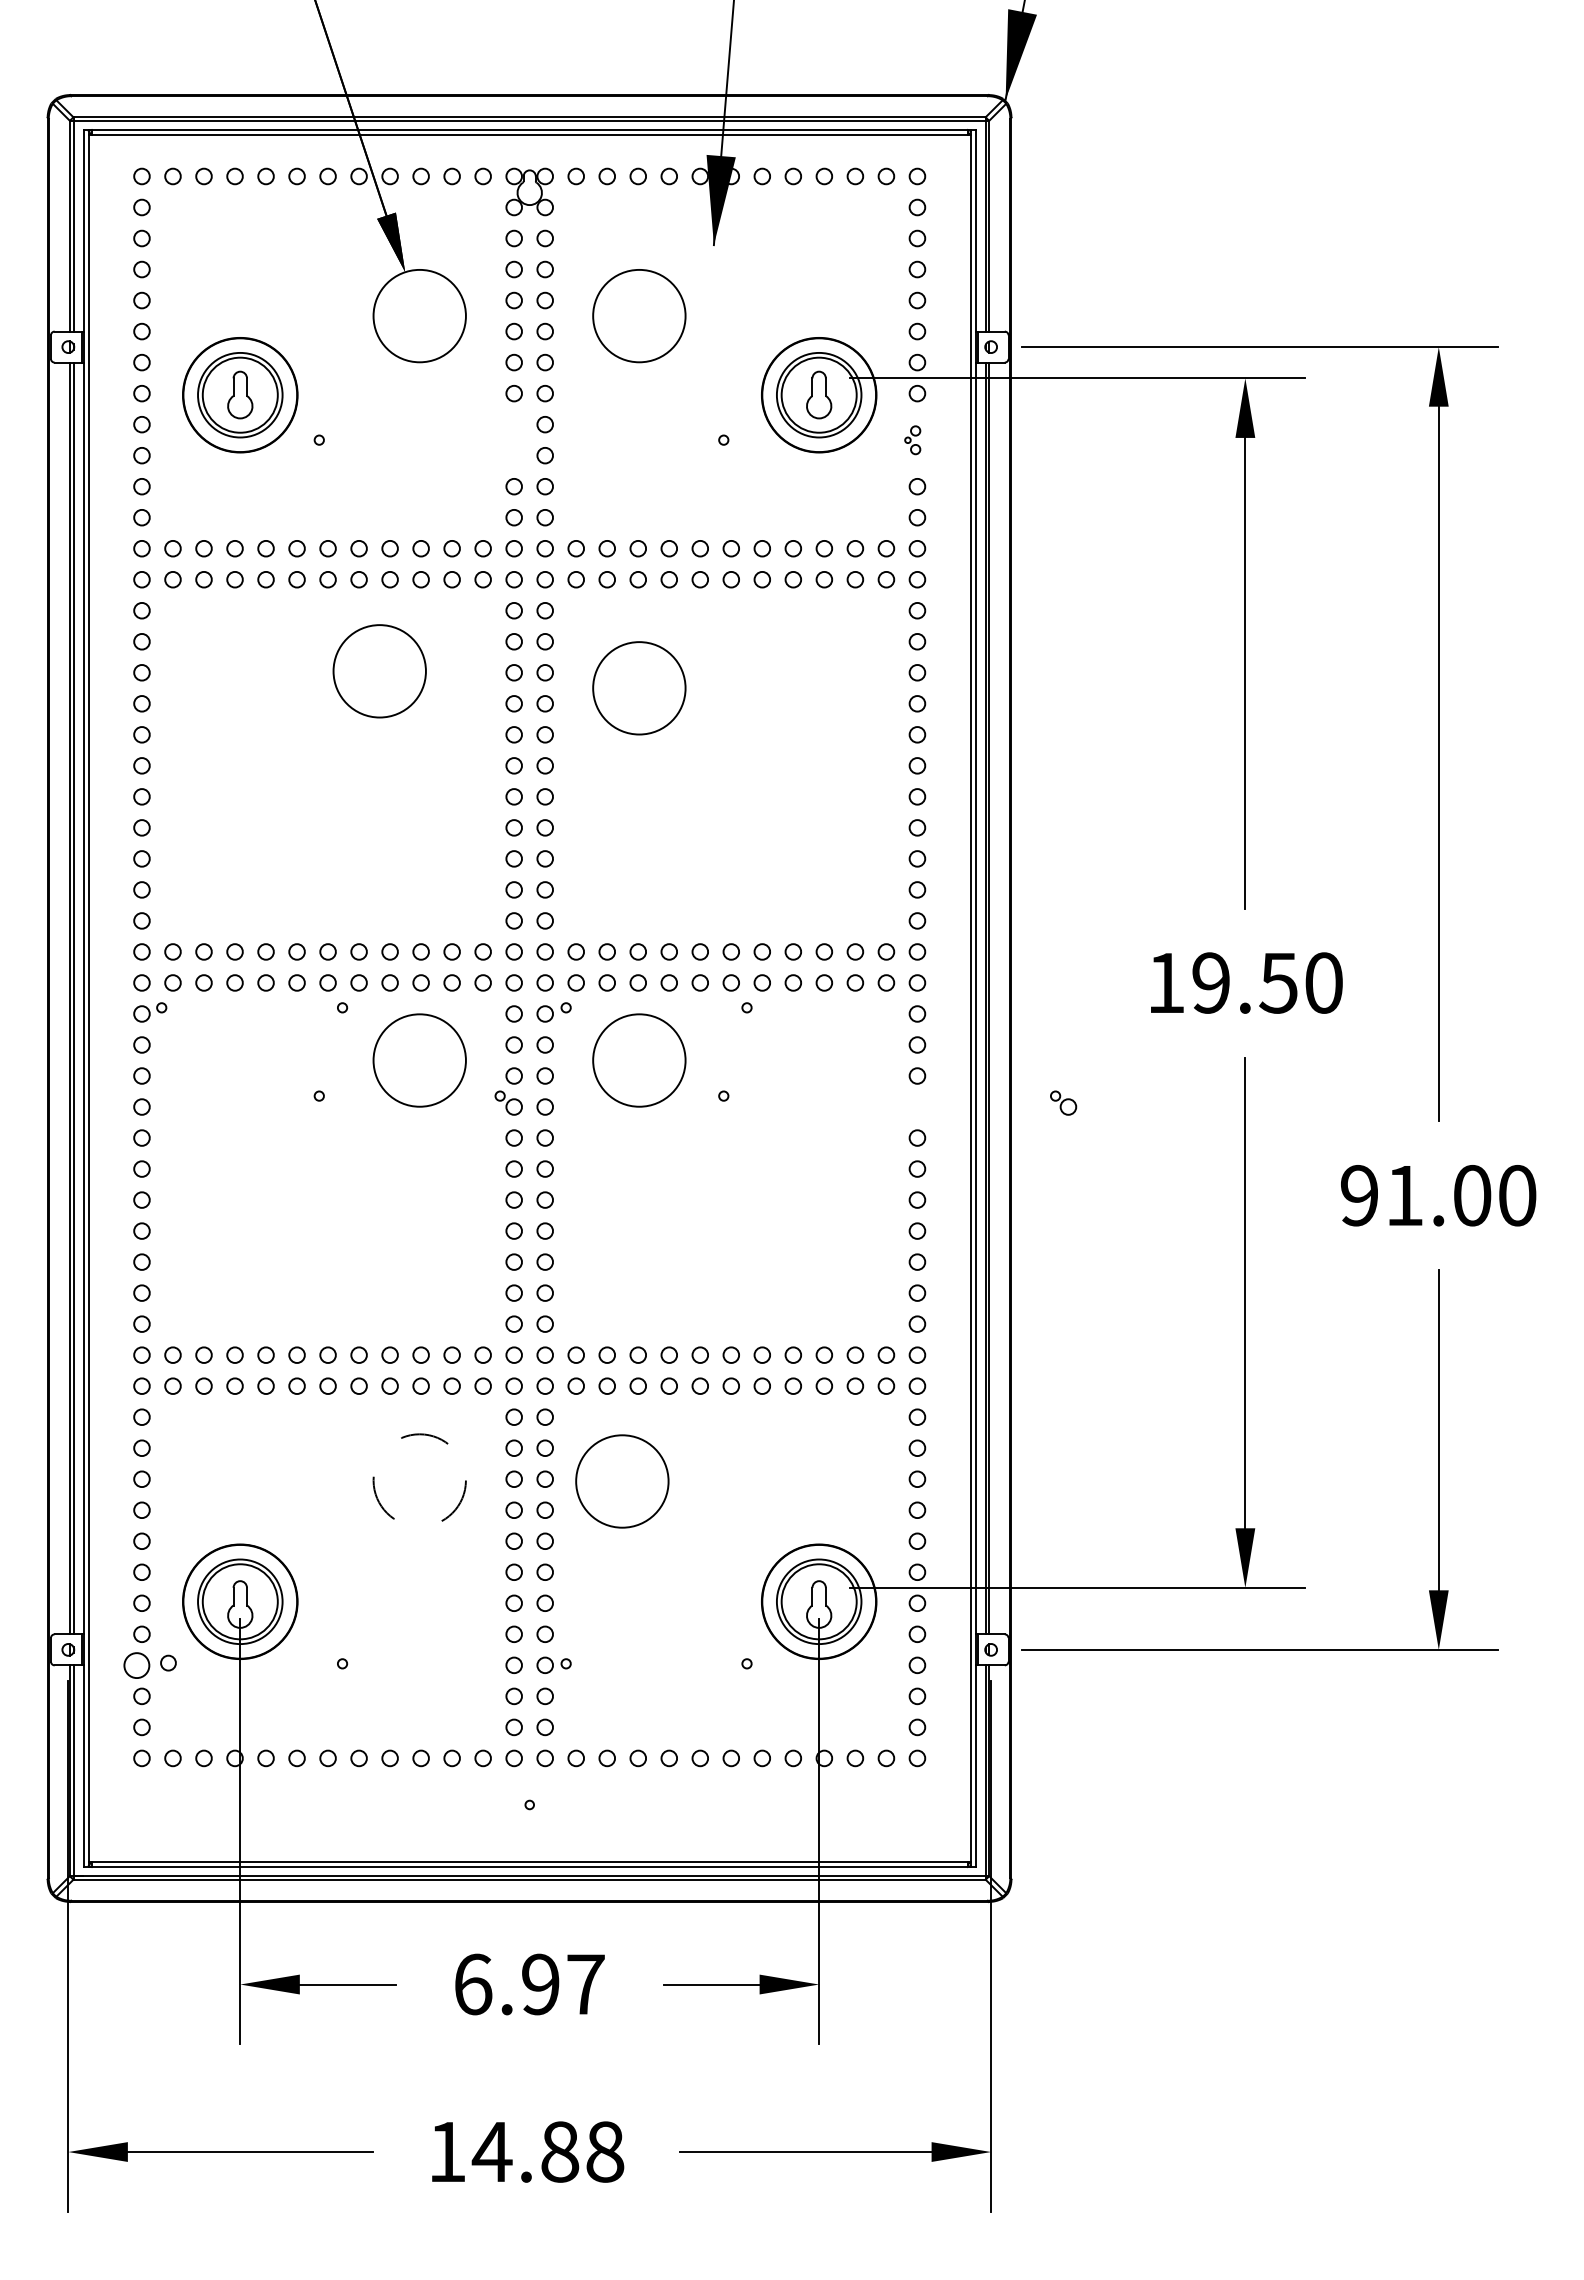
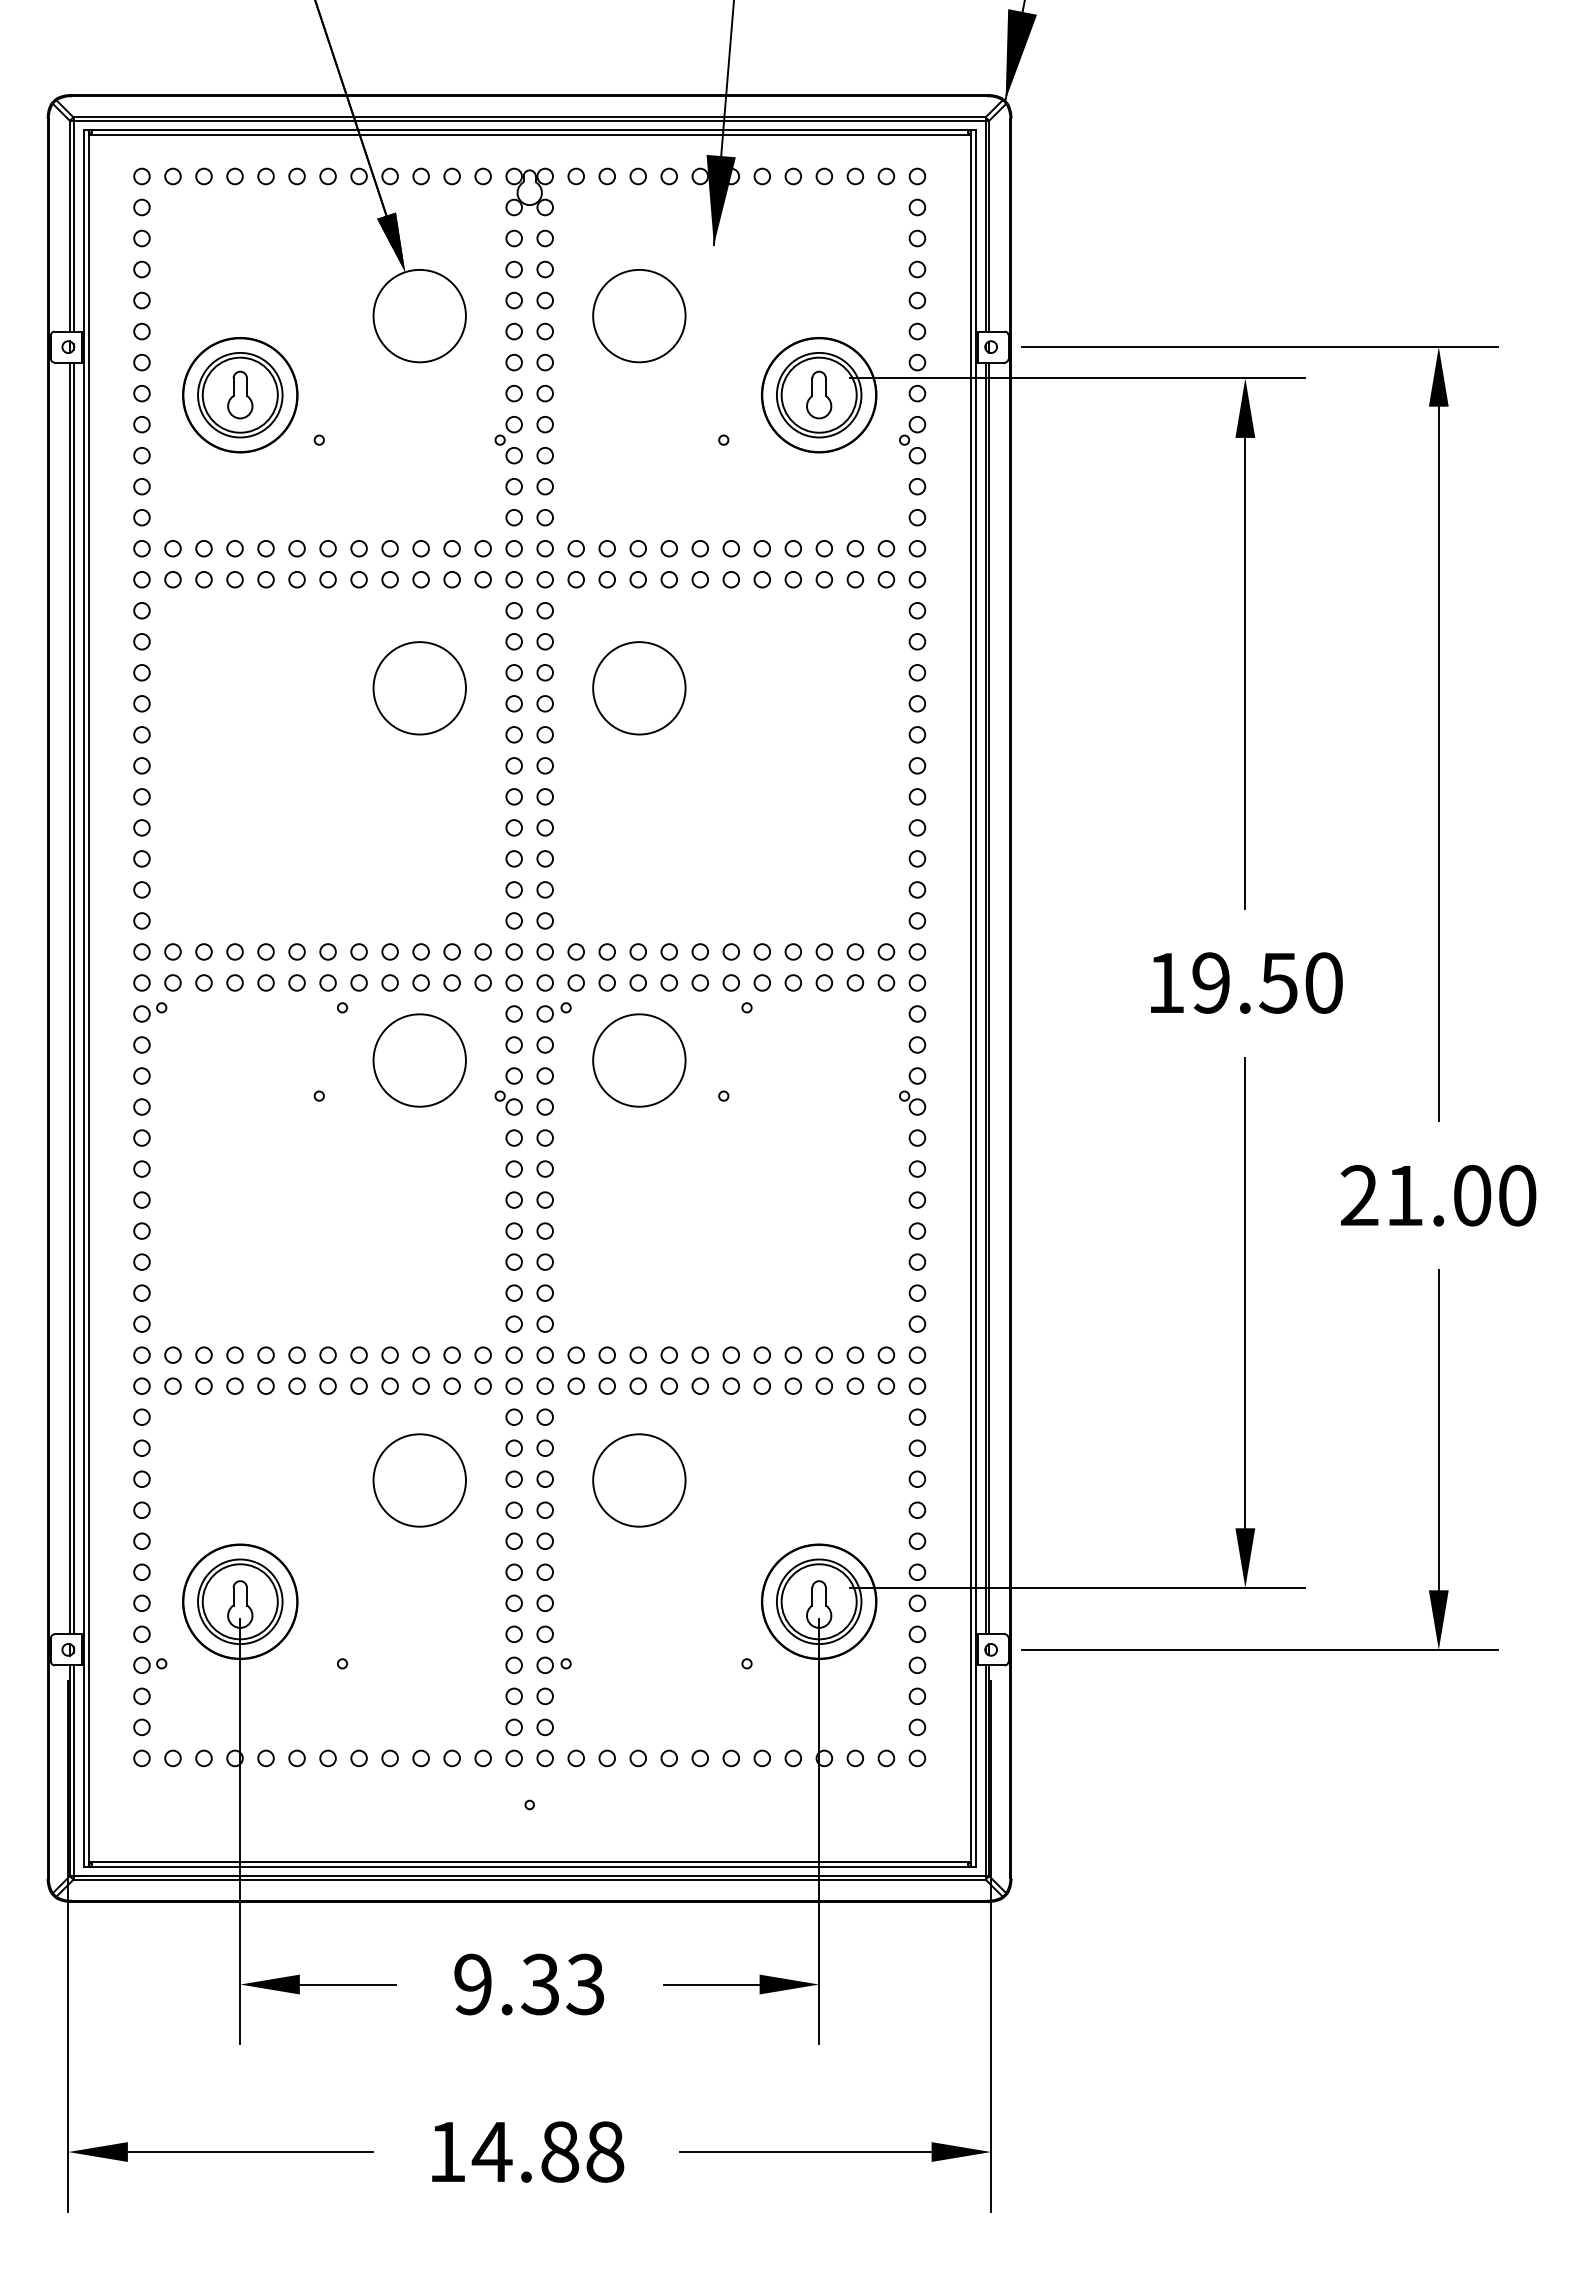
part: none -> present (508, 440)
part size: 18x31 px -> 28x49 px (912, 440)
circle position: (379, 671) -> (419, 688) (419, 688)
part position: (1063, 1102) -> (912, 1102) (912, 1102)
text: 91.00 -> 21.00 (1359, 1195)
circle: dashed -> solid (419, 1480)
circle position: (622, 1481) -> (639, 1480) (639, 1480)
part size: 54x27 px -> 35x18 px (150, 1664)
text: 6.97 -> 9.33 (529, 1984)
